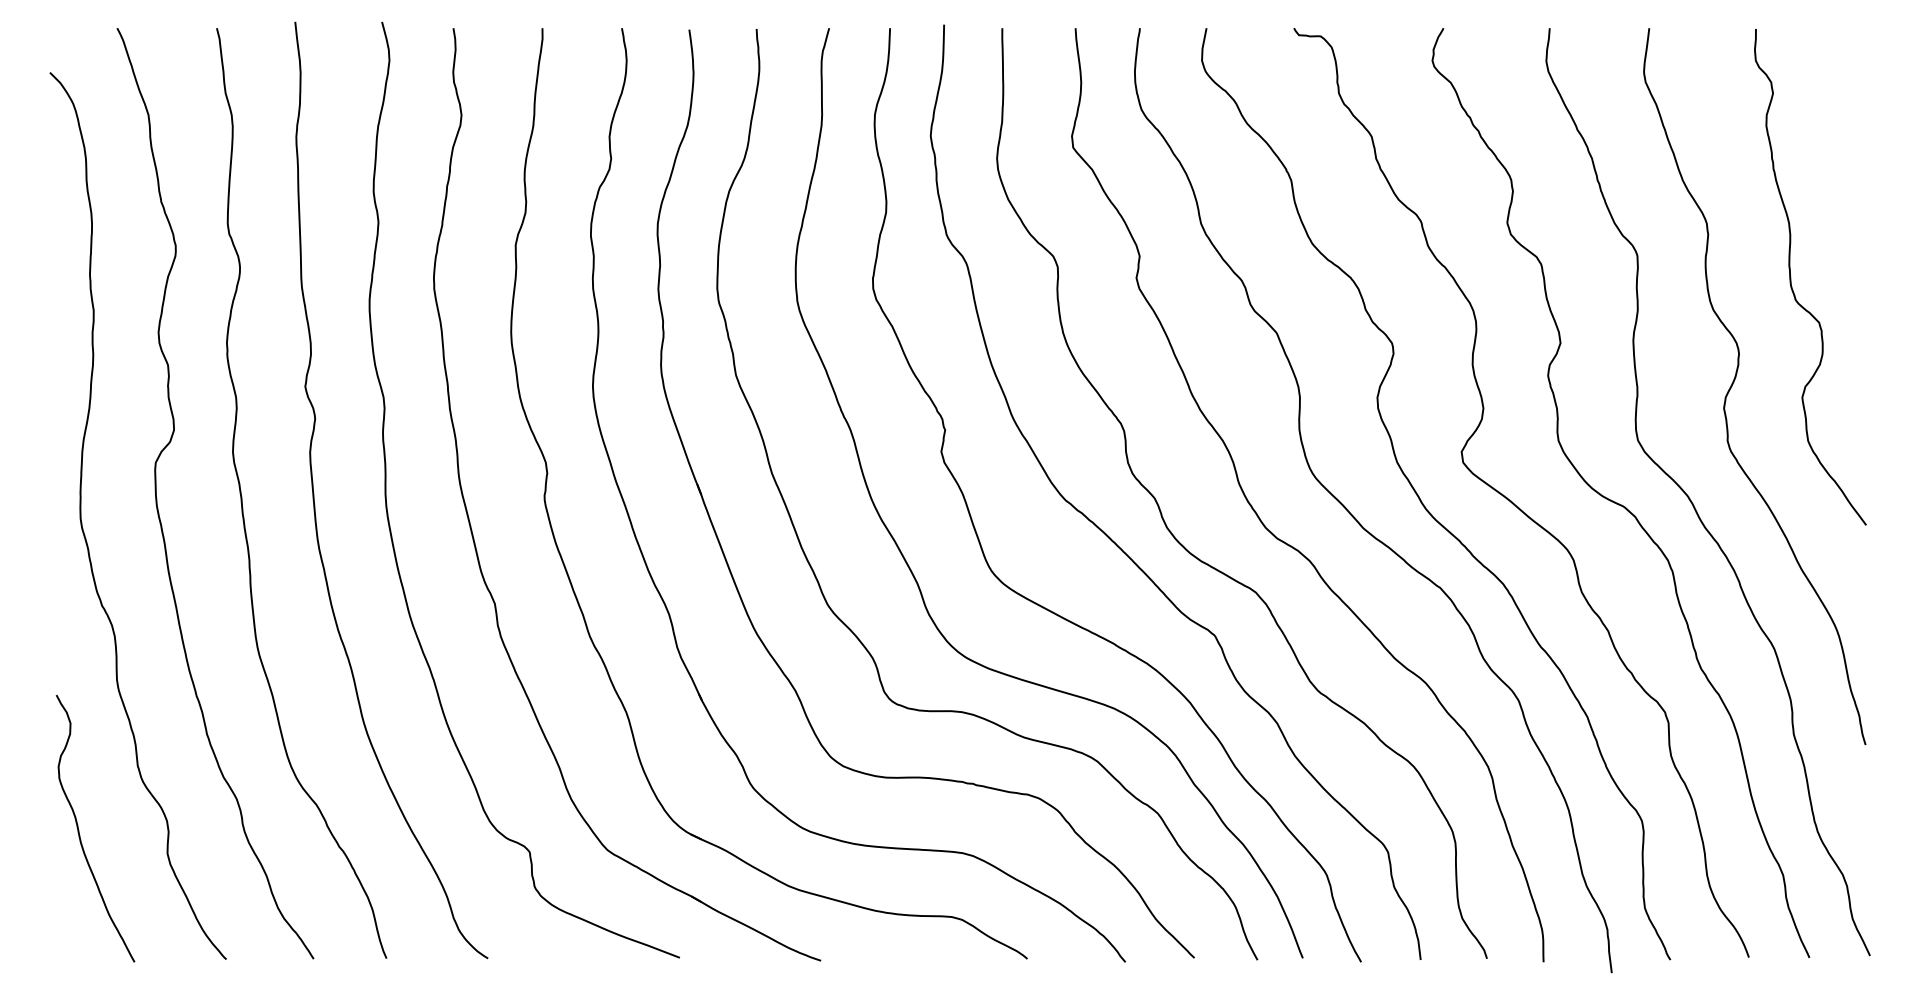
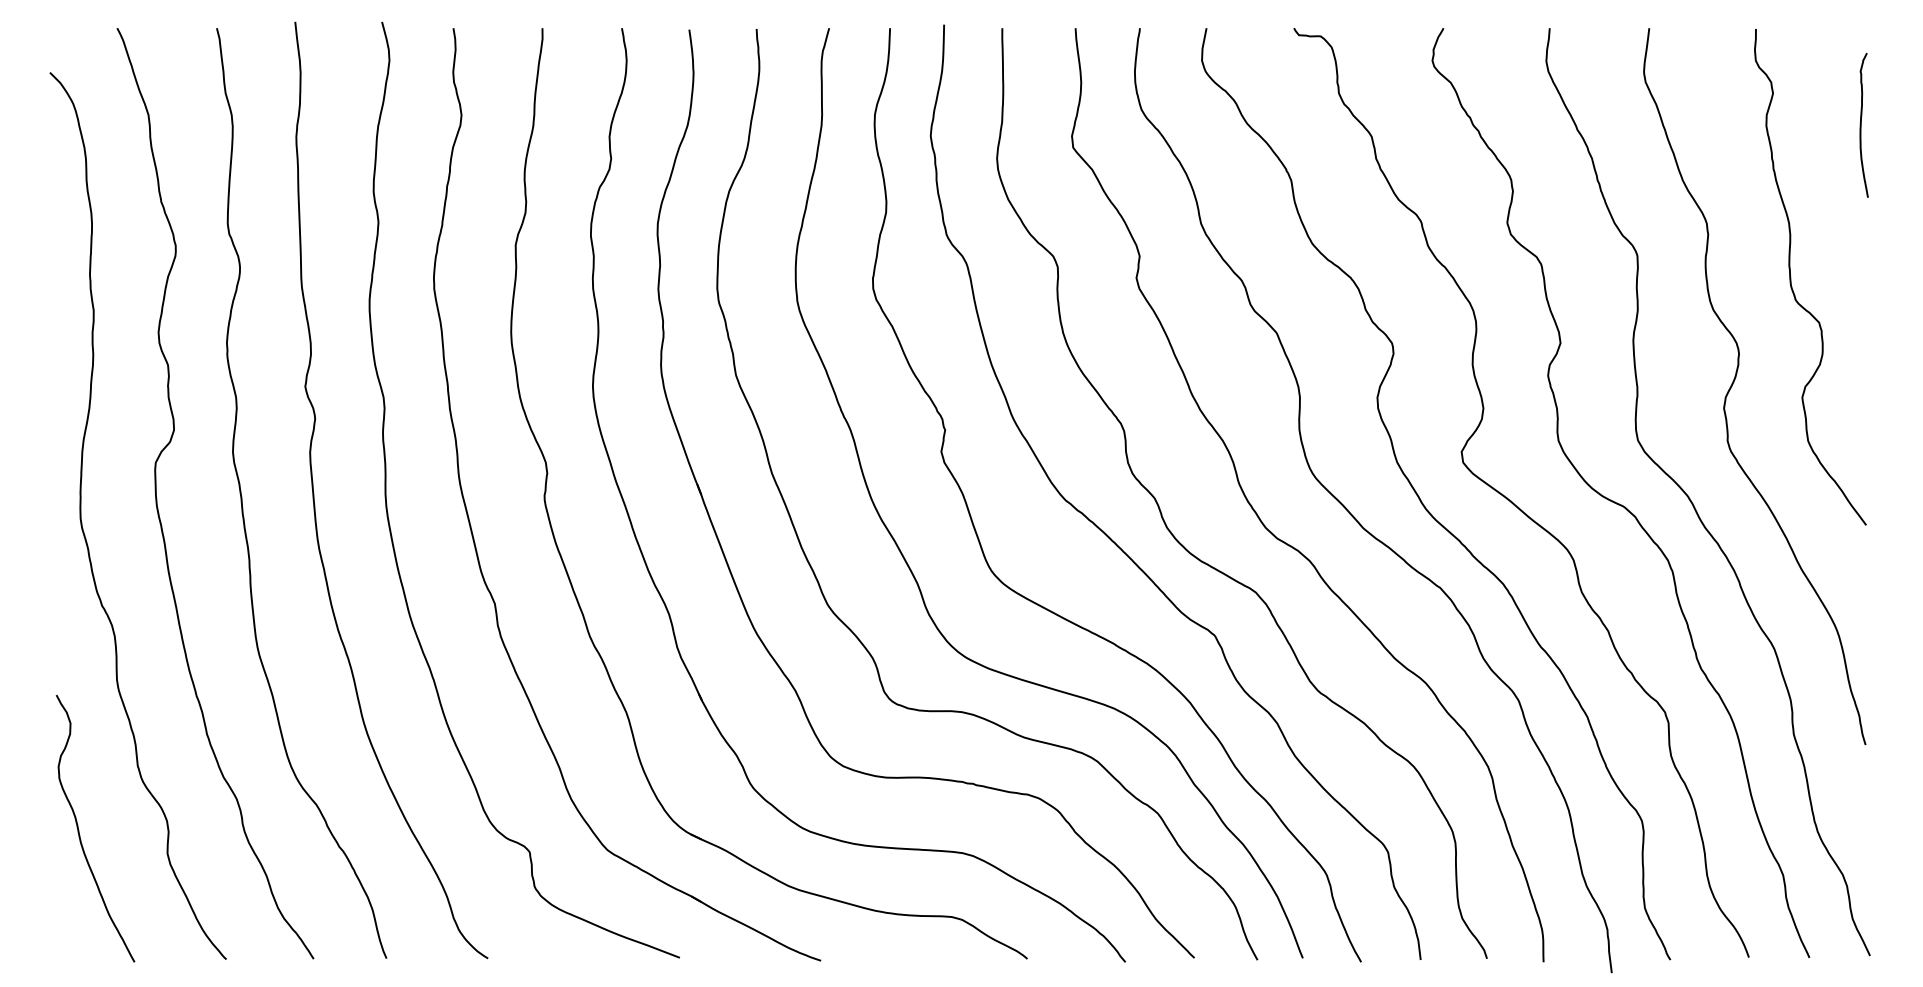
curve: none -> present (1861, 125)
